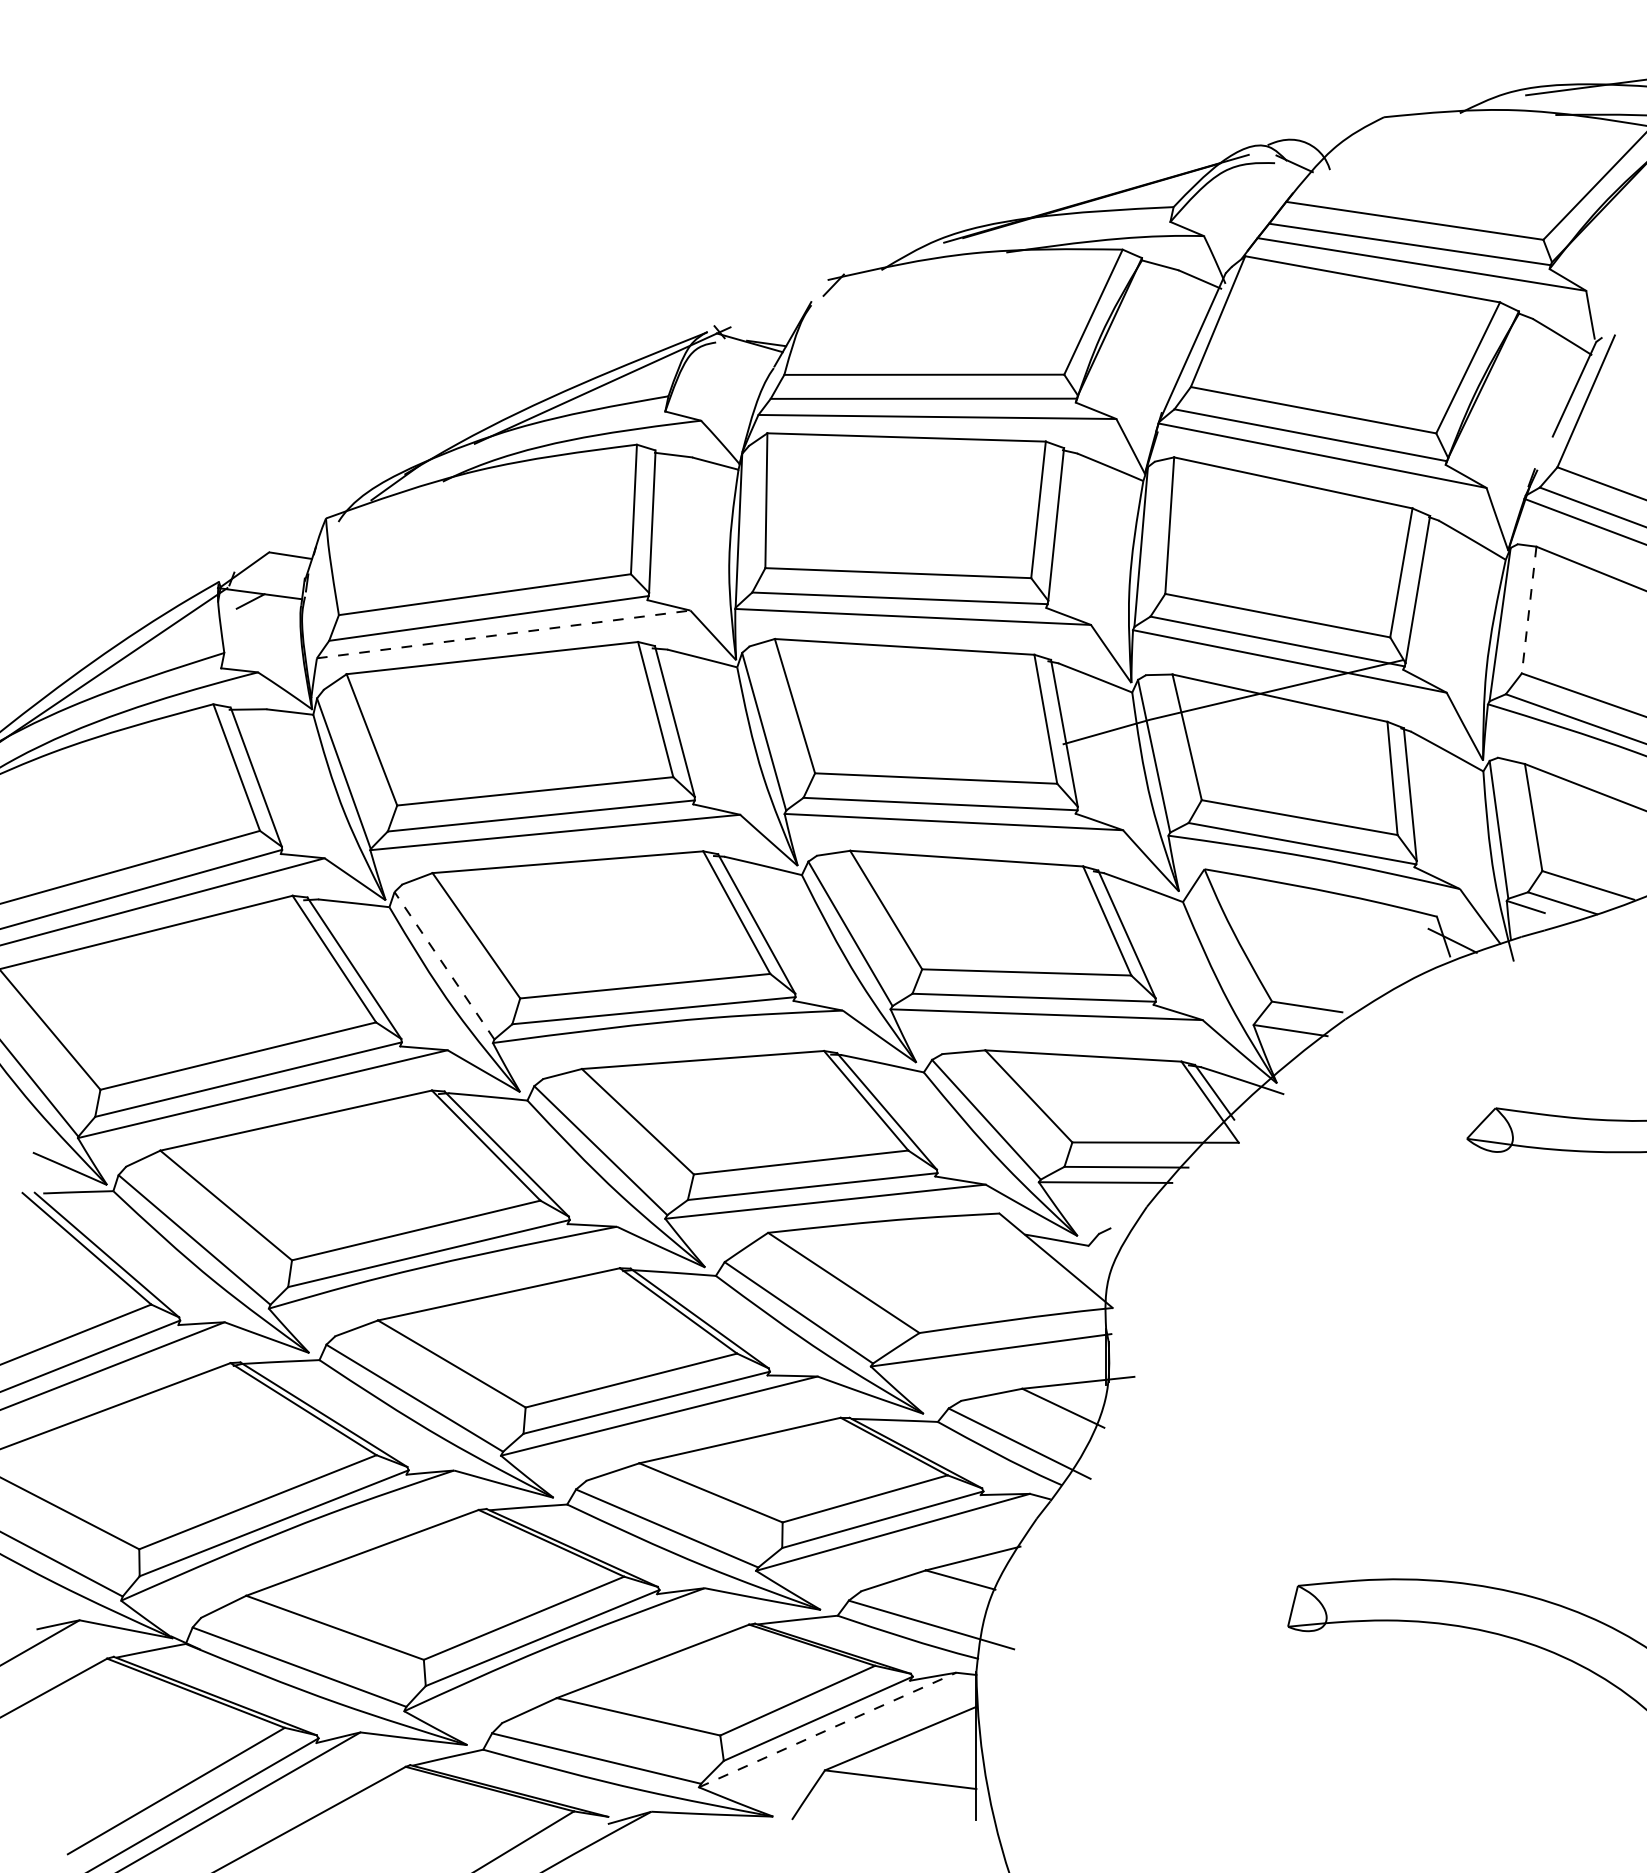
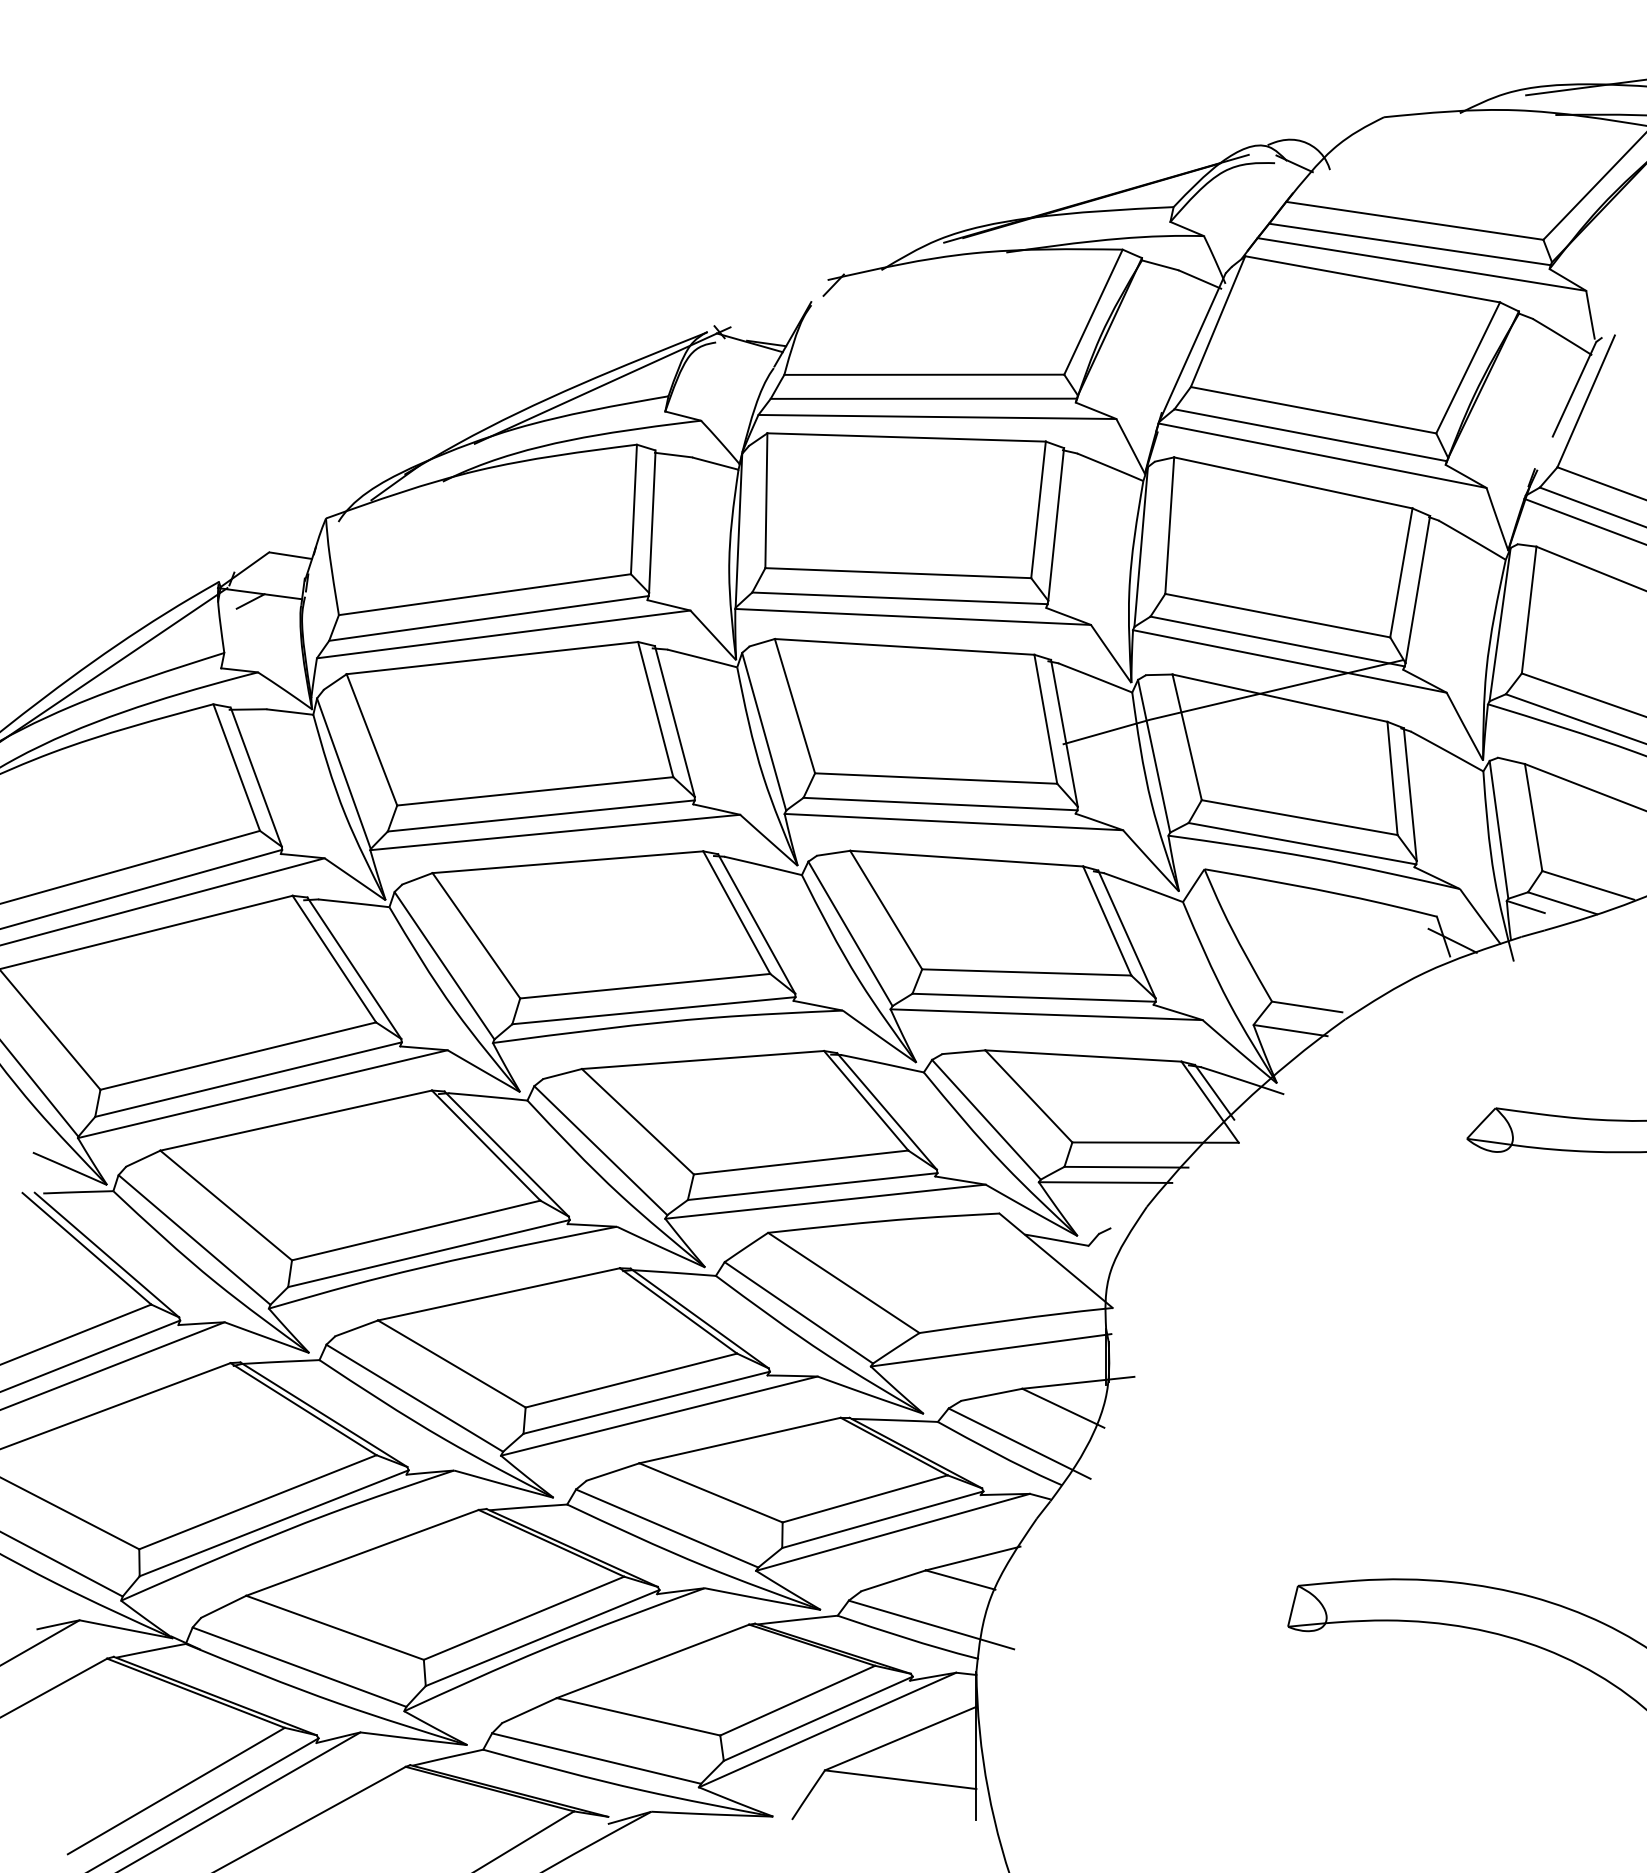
line: dashed -> solid (1529, 610)
line: dashed -> solid (504, 634)
line: dashed -> solid (444, 965)
line: dashed -> solid (827, 1730)
